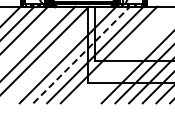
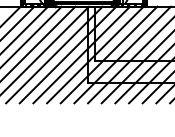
line: none -> present (31, 36)
line: none -> present (54, 54)
line: dashed -> solid (82, 54)
line: none -> present (122, 54)
line: none -> present (129, 61)
